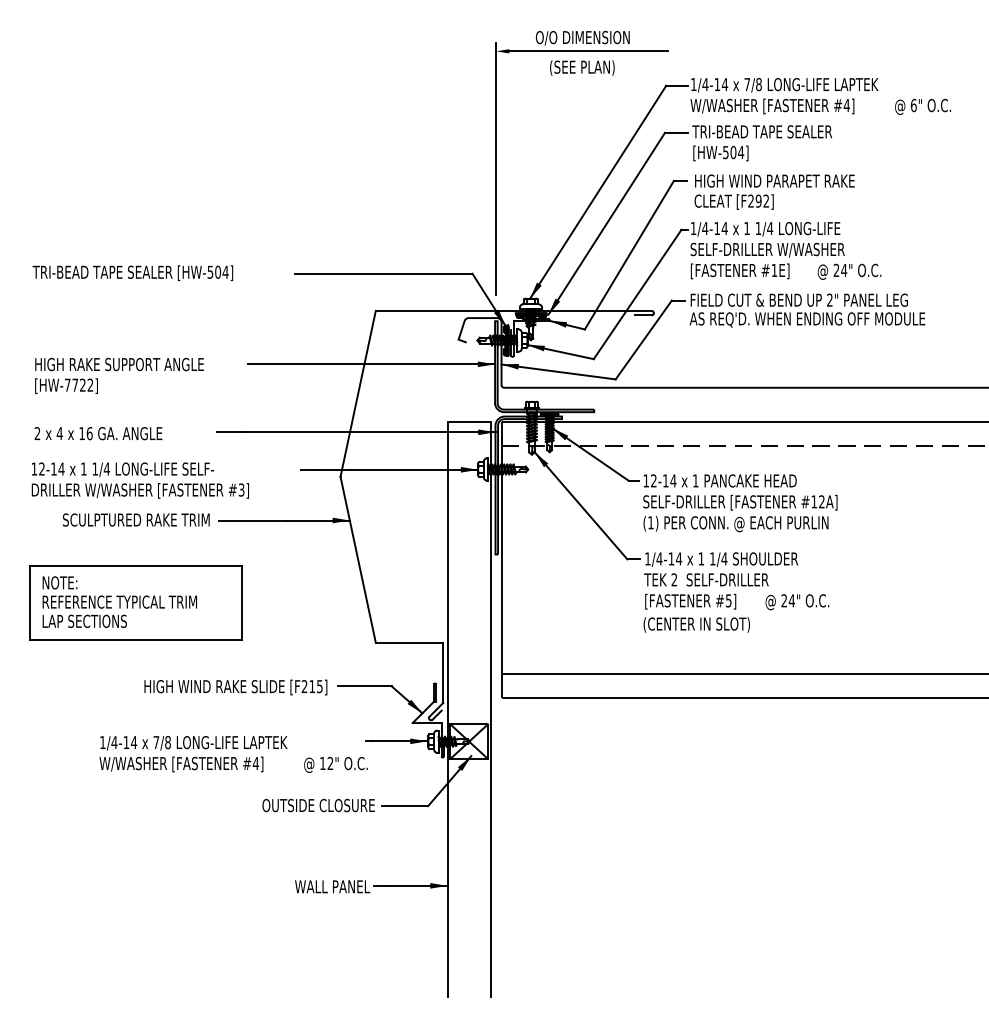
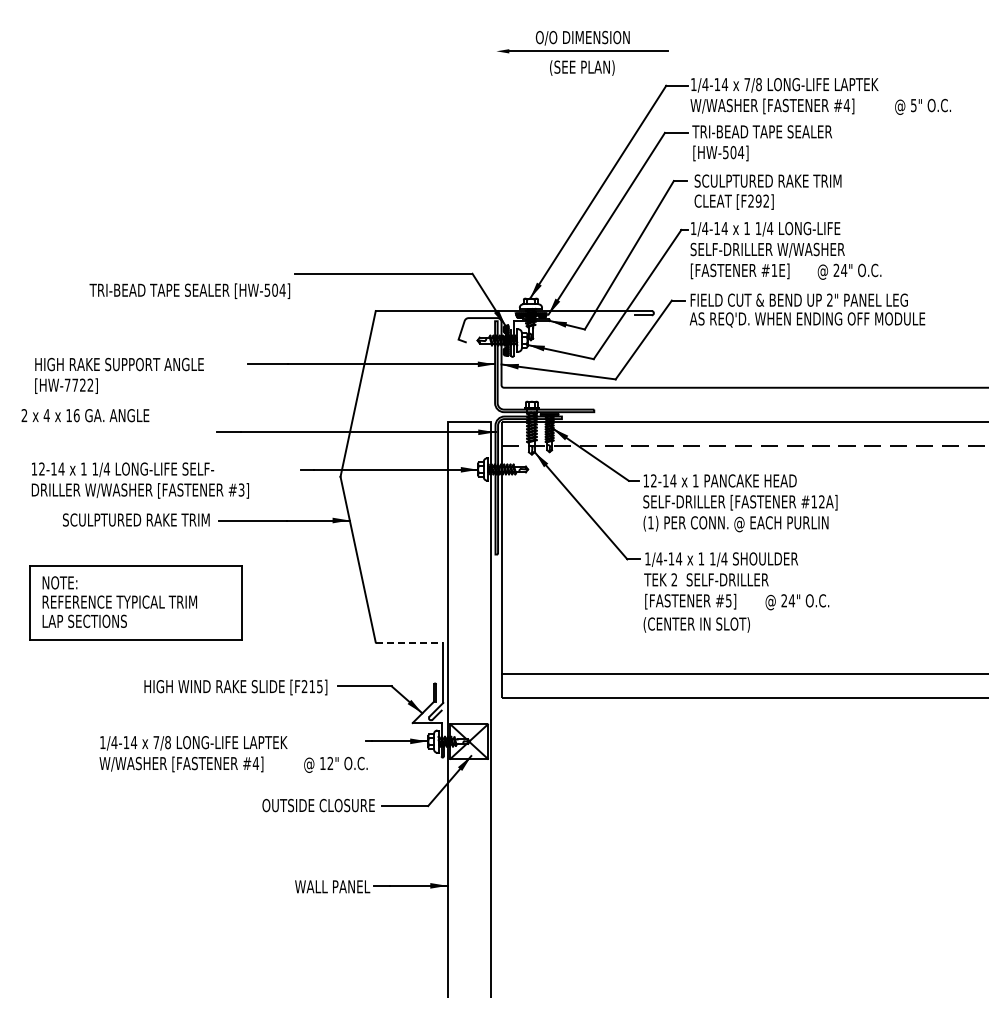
text: 6" -> 5" (913, 105)
line: present -> none (496, 168)
text: HIGH WIND PARAPET RAKE -> SCULPTURED RAKE TRIM (774, 180)
text position: (132, 272) -> (189, 290) (189, 290)
text position: (98, 433) -> (85, 415) (85, 415)
line: solid -> dashed (409, 642)
